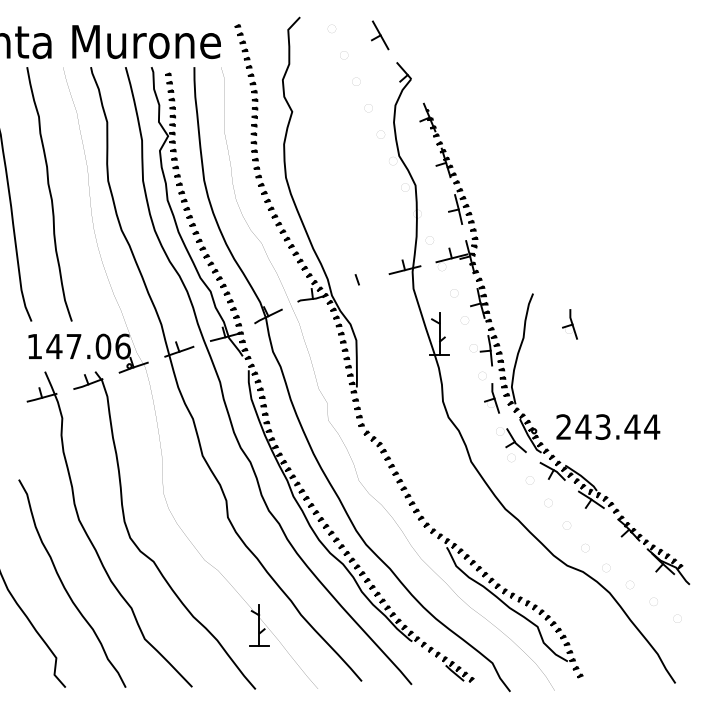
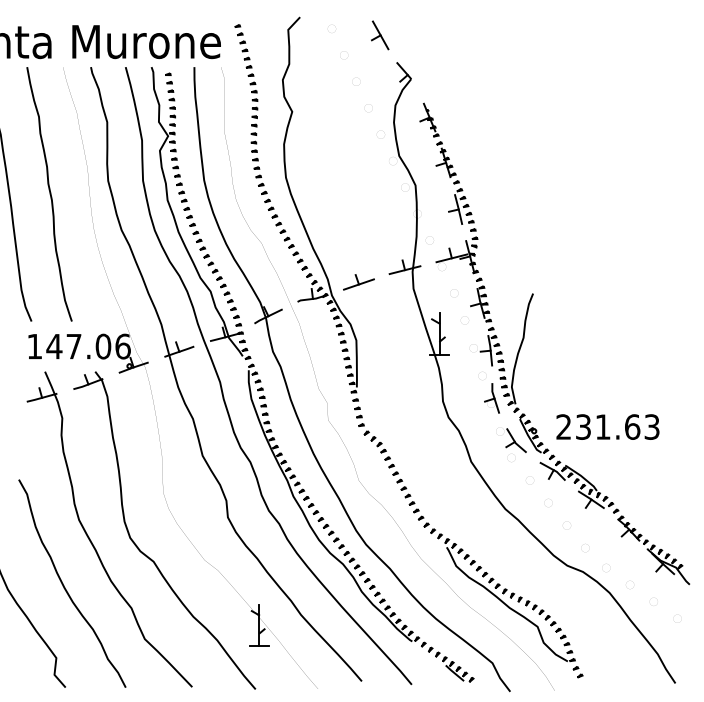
line: none -> present (358, 284)
part: present -> none (569, 324)
text: 243.44 -> 231.63 (617, 426)
